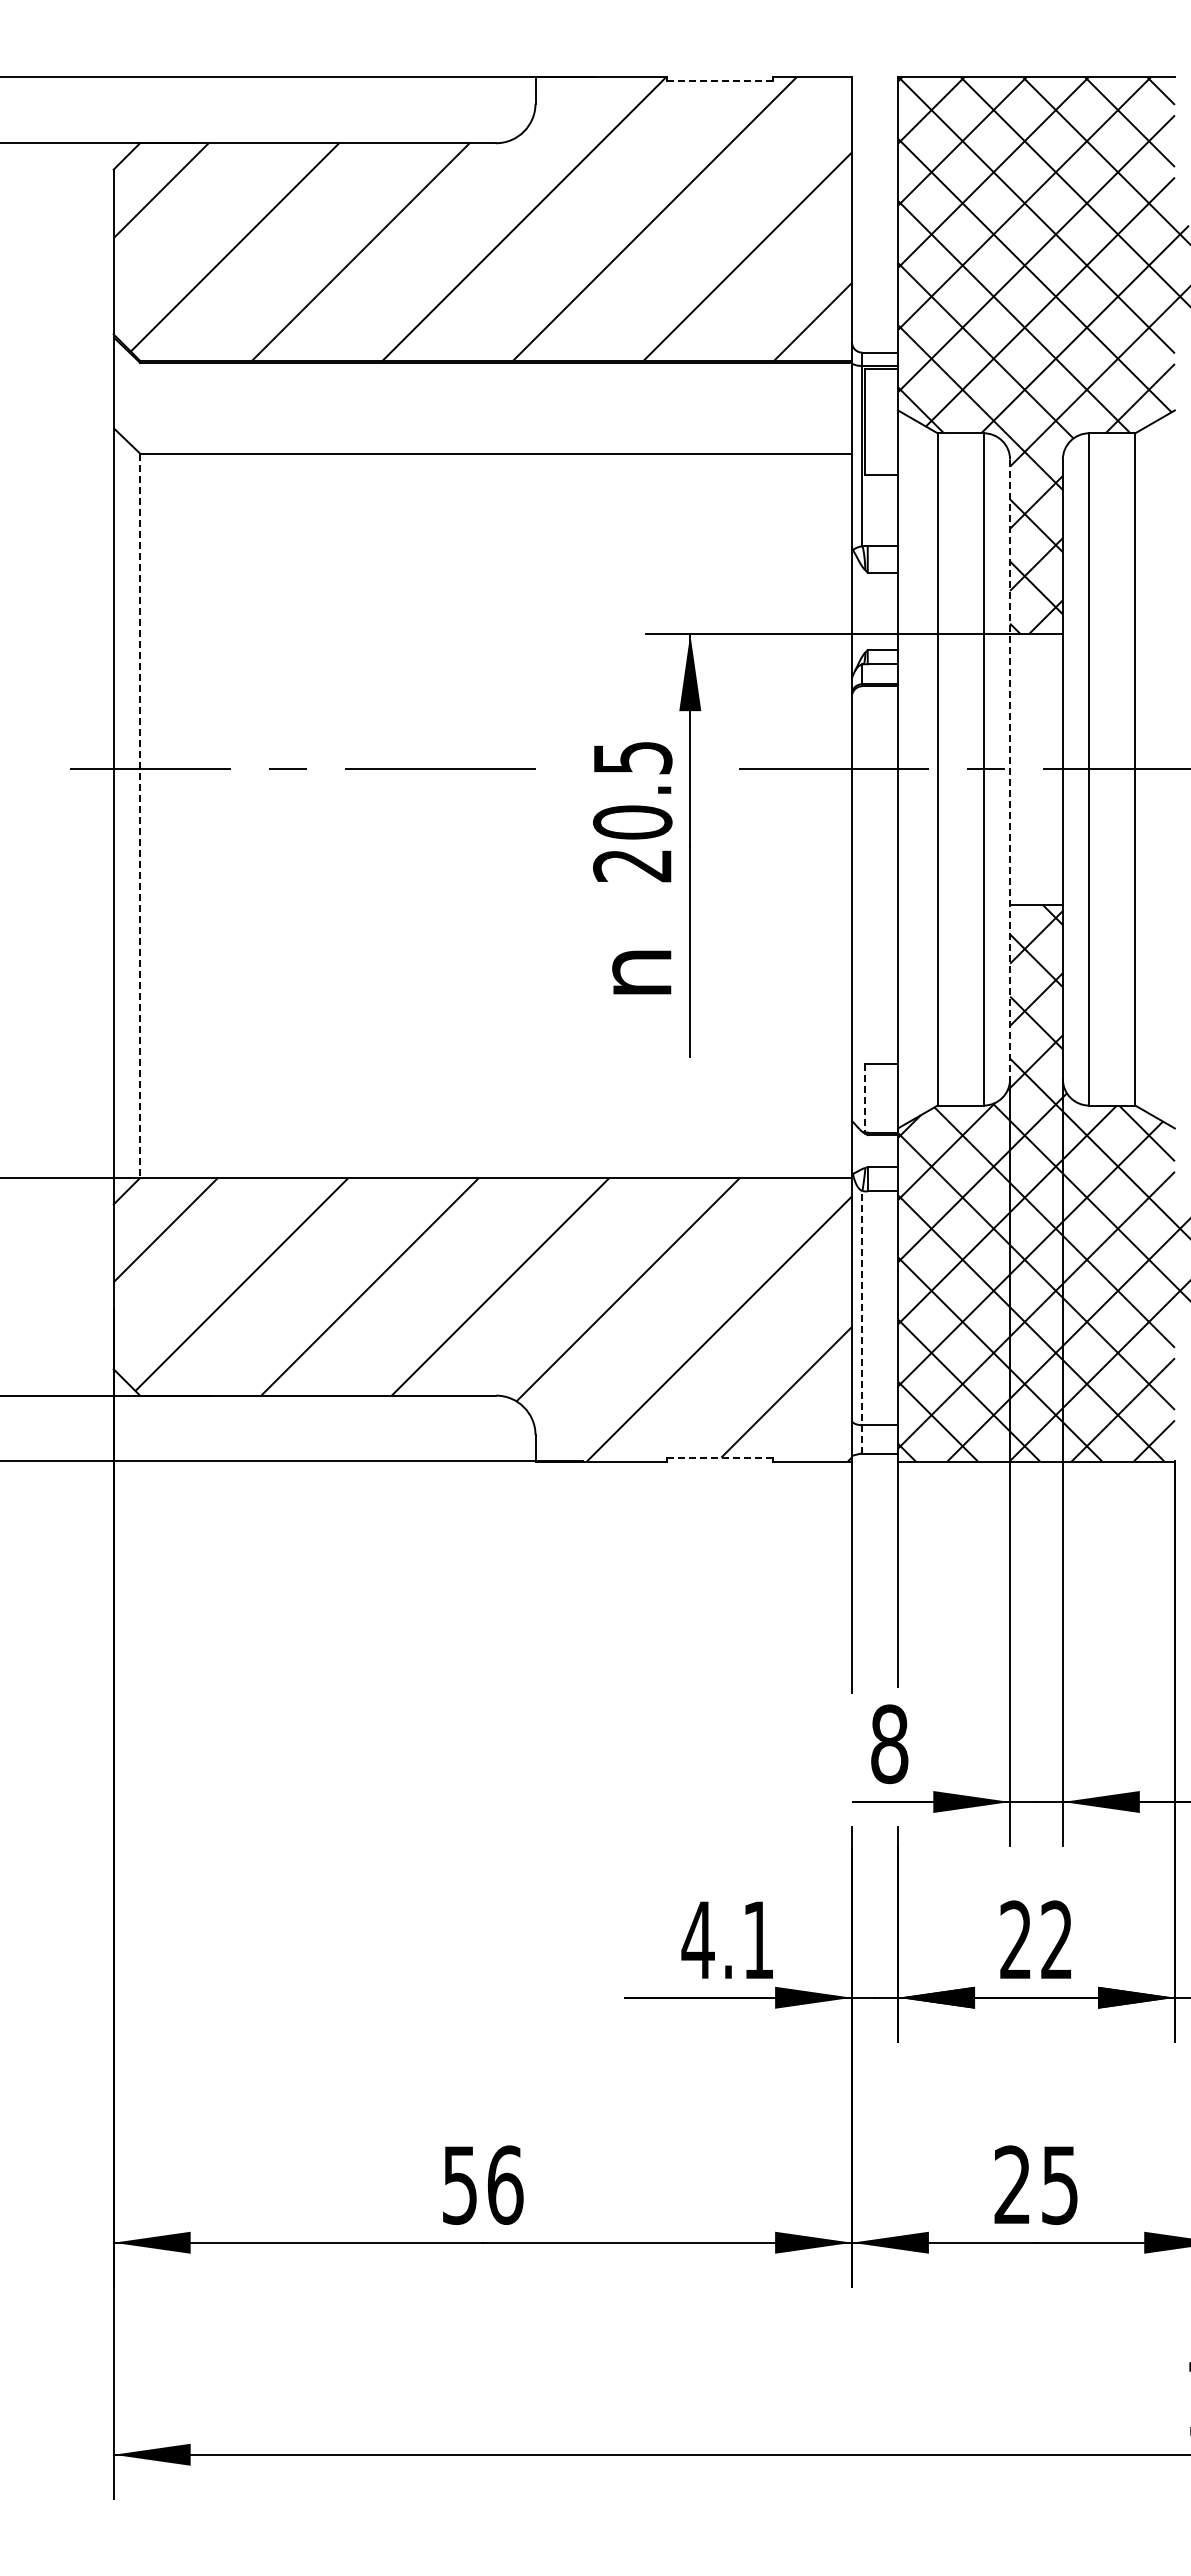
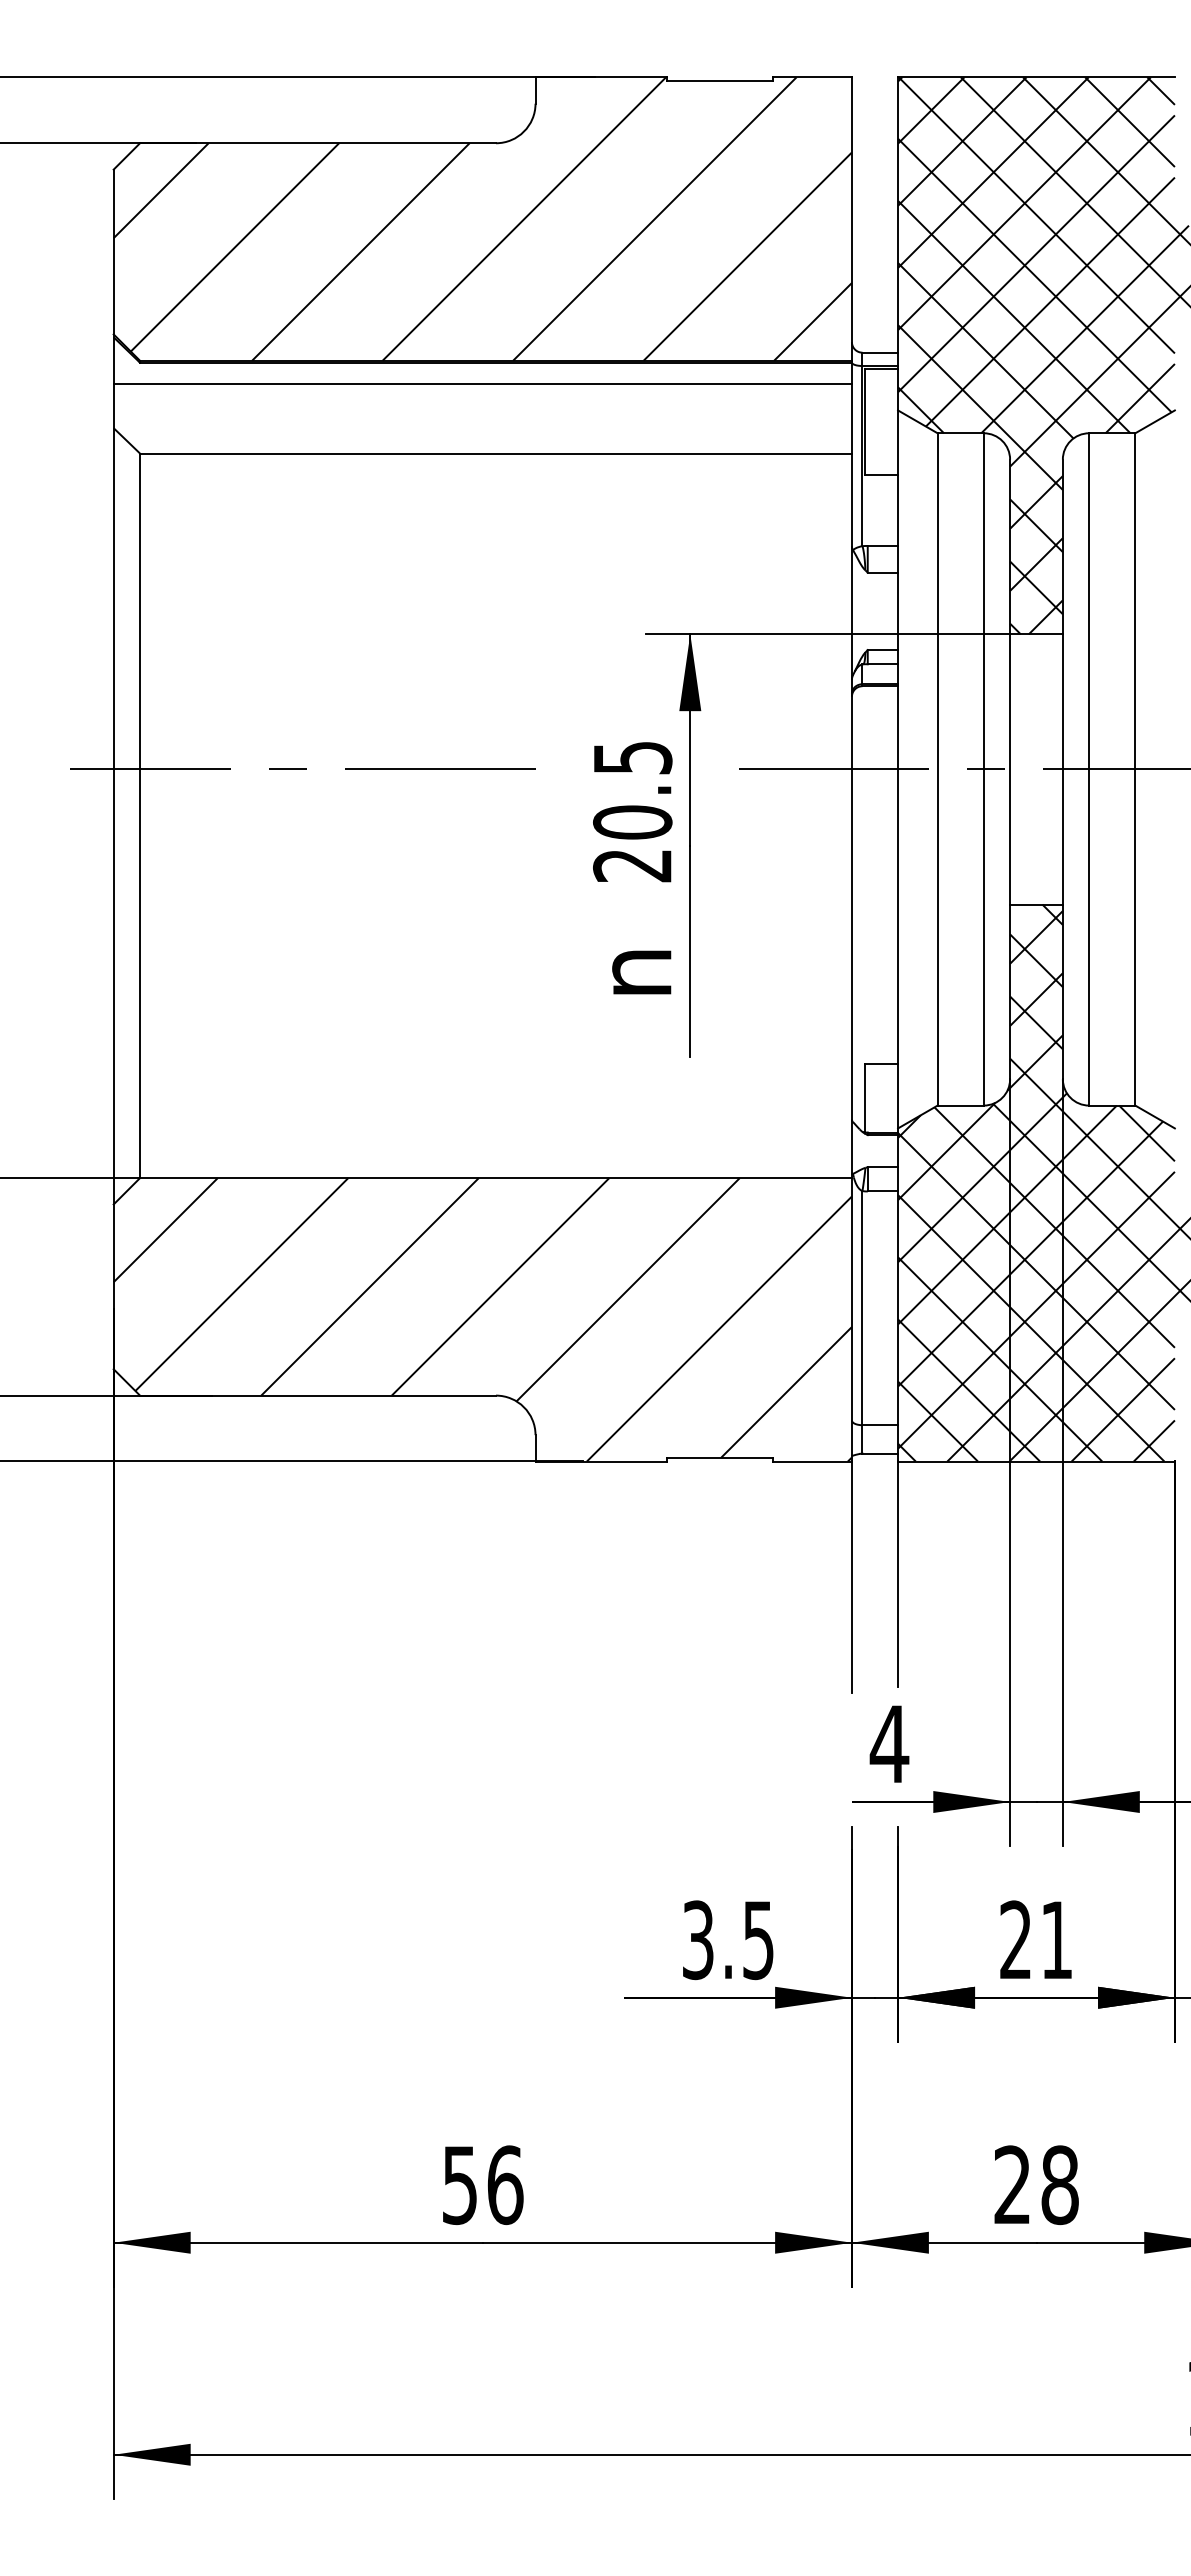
line: dashed -> solid (720, 81)
line: none -> present (482, 383)
line: dashed -> solid (1010, 769)
line: dashed -> solid (140, 816)
line: dashed -> solid (865, 1098)
line: dashed -> solid (862, 1321)
line: dashed -> solid (720, 1457)
text: 8 -> 4 (889, 1744)
text: 22 -> 21 (1056, 1939)
text: 4.1 -> 3.5 (727, 1940)
text: 25 -> 28 (1059, 2185)
